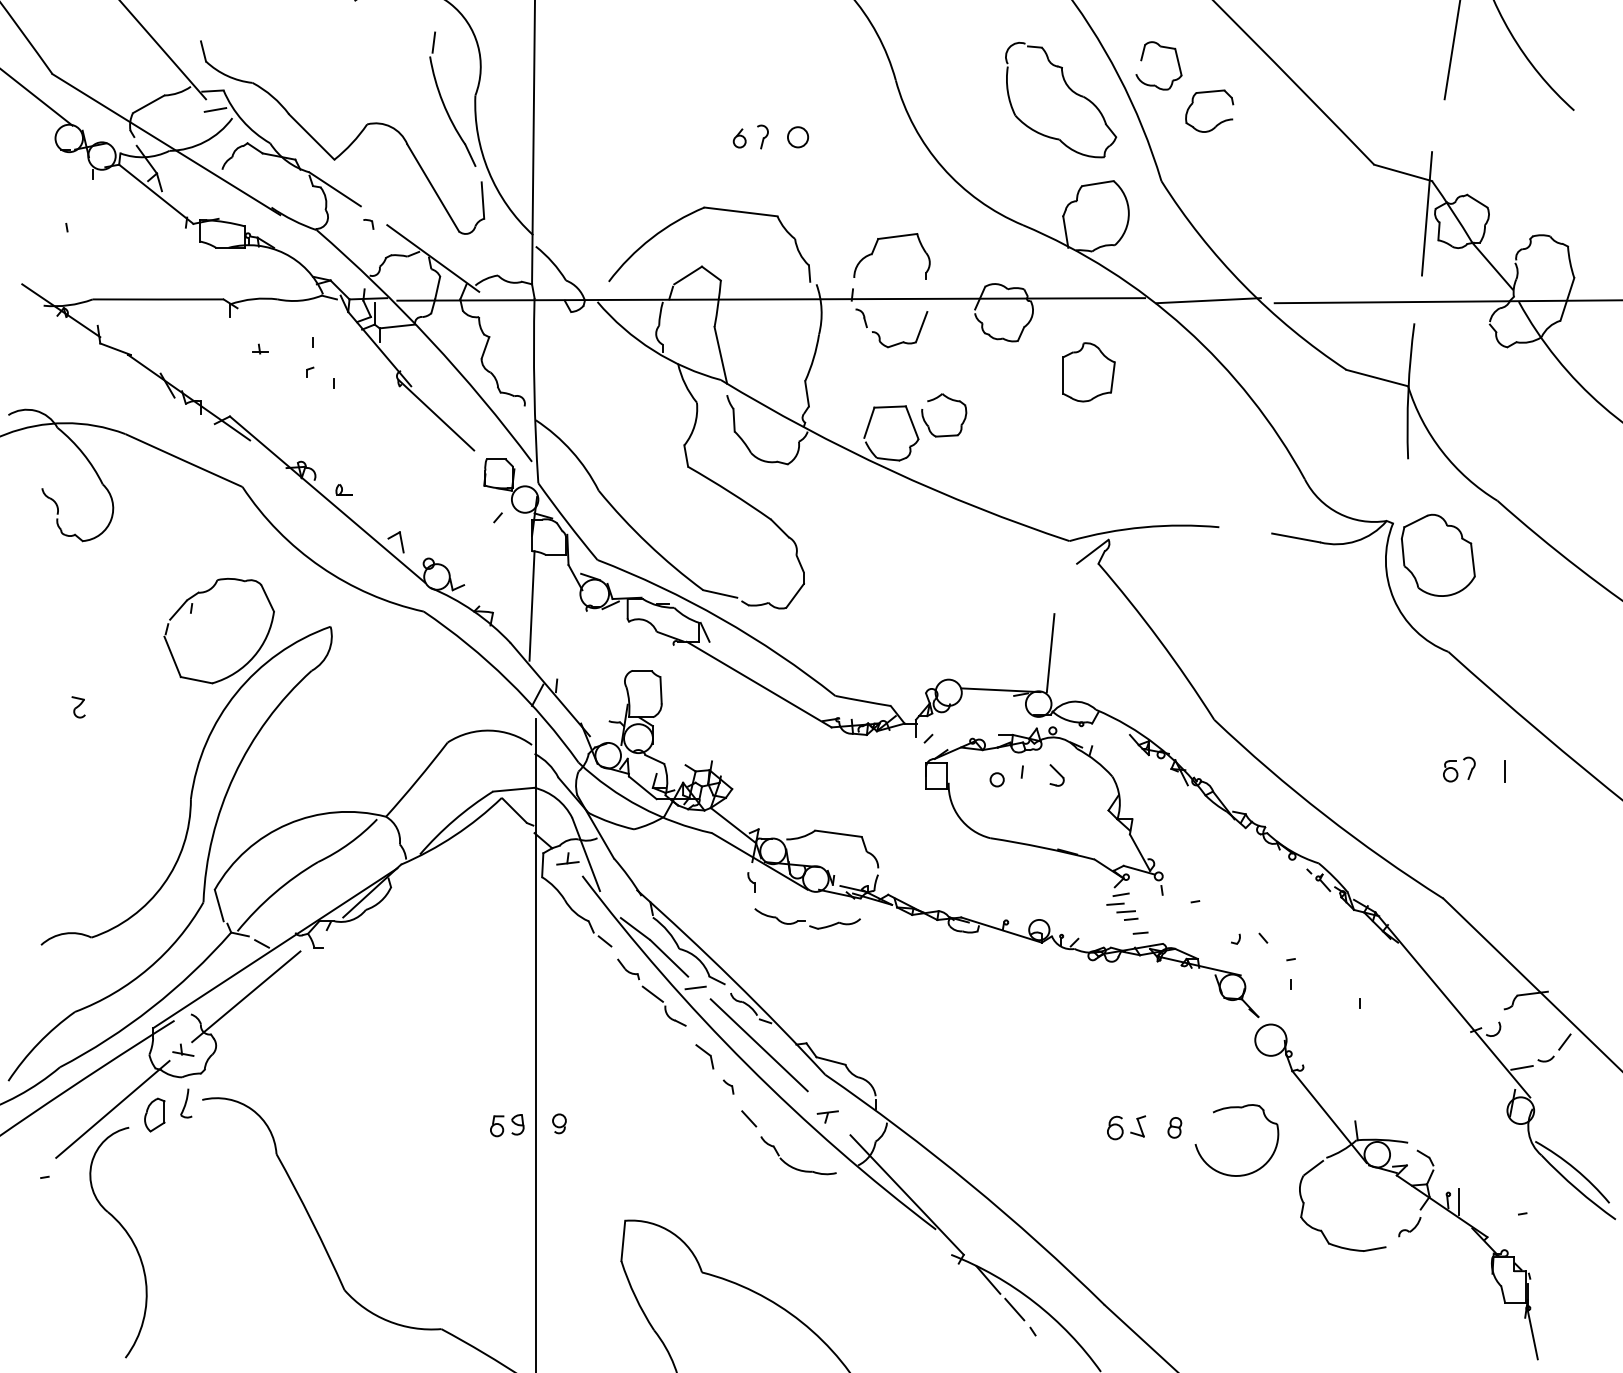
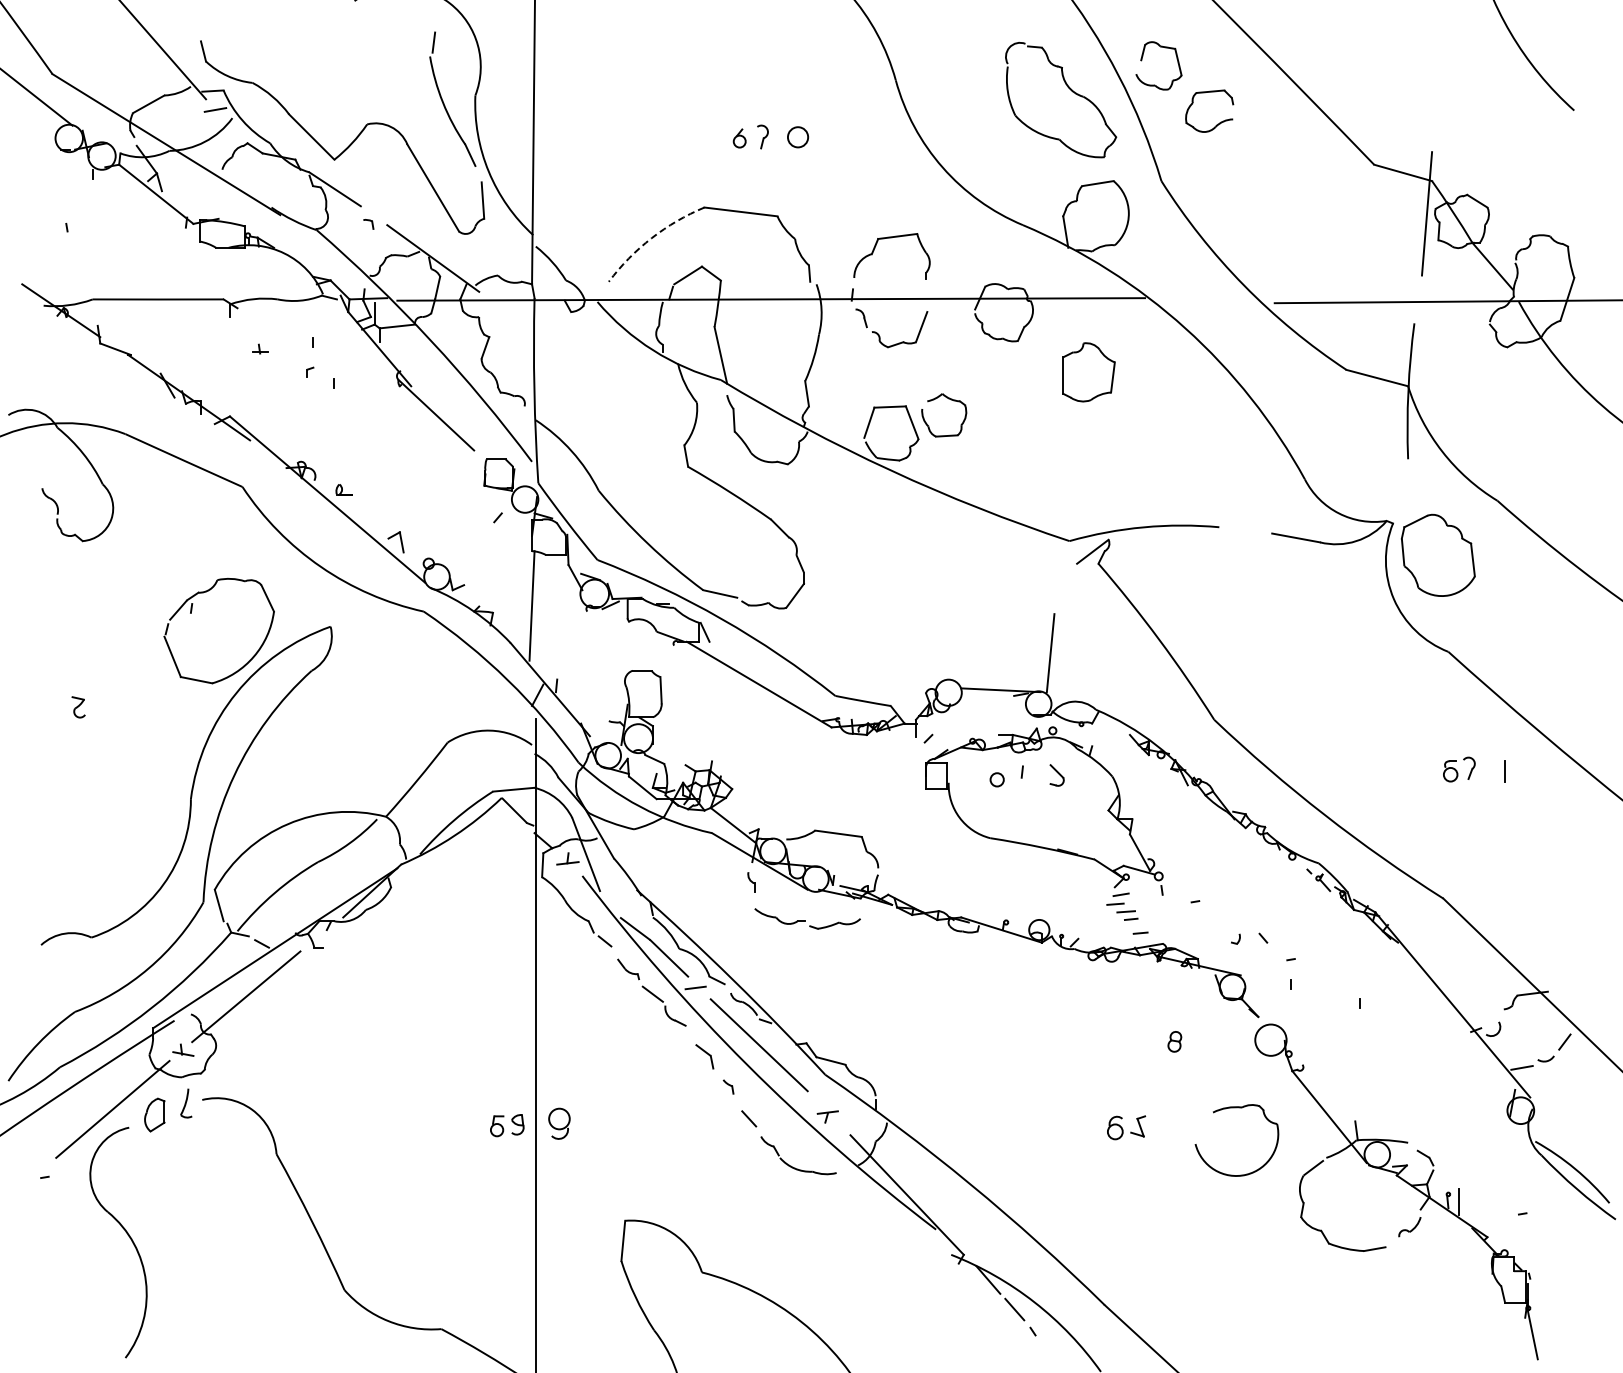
line: present -> none (1451, 50)
arc: solid -> dashed (651, 238)
line: present -> none (1208, 300)
part size: 15x22 px -> 23x33 px (559, 1123)
part position: (1174, 1127) -> (1174, 1041) (1174, 1041)
